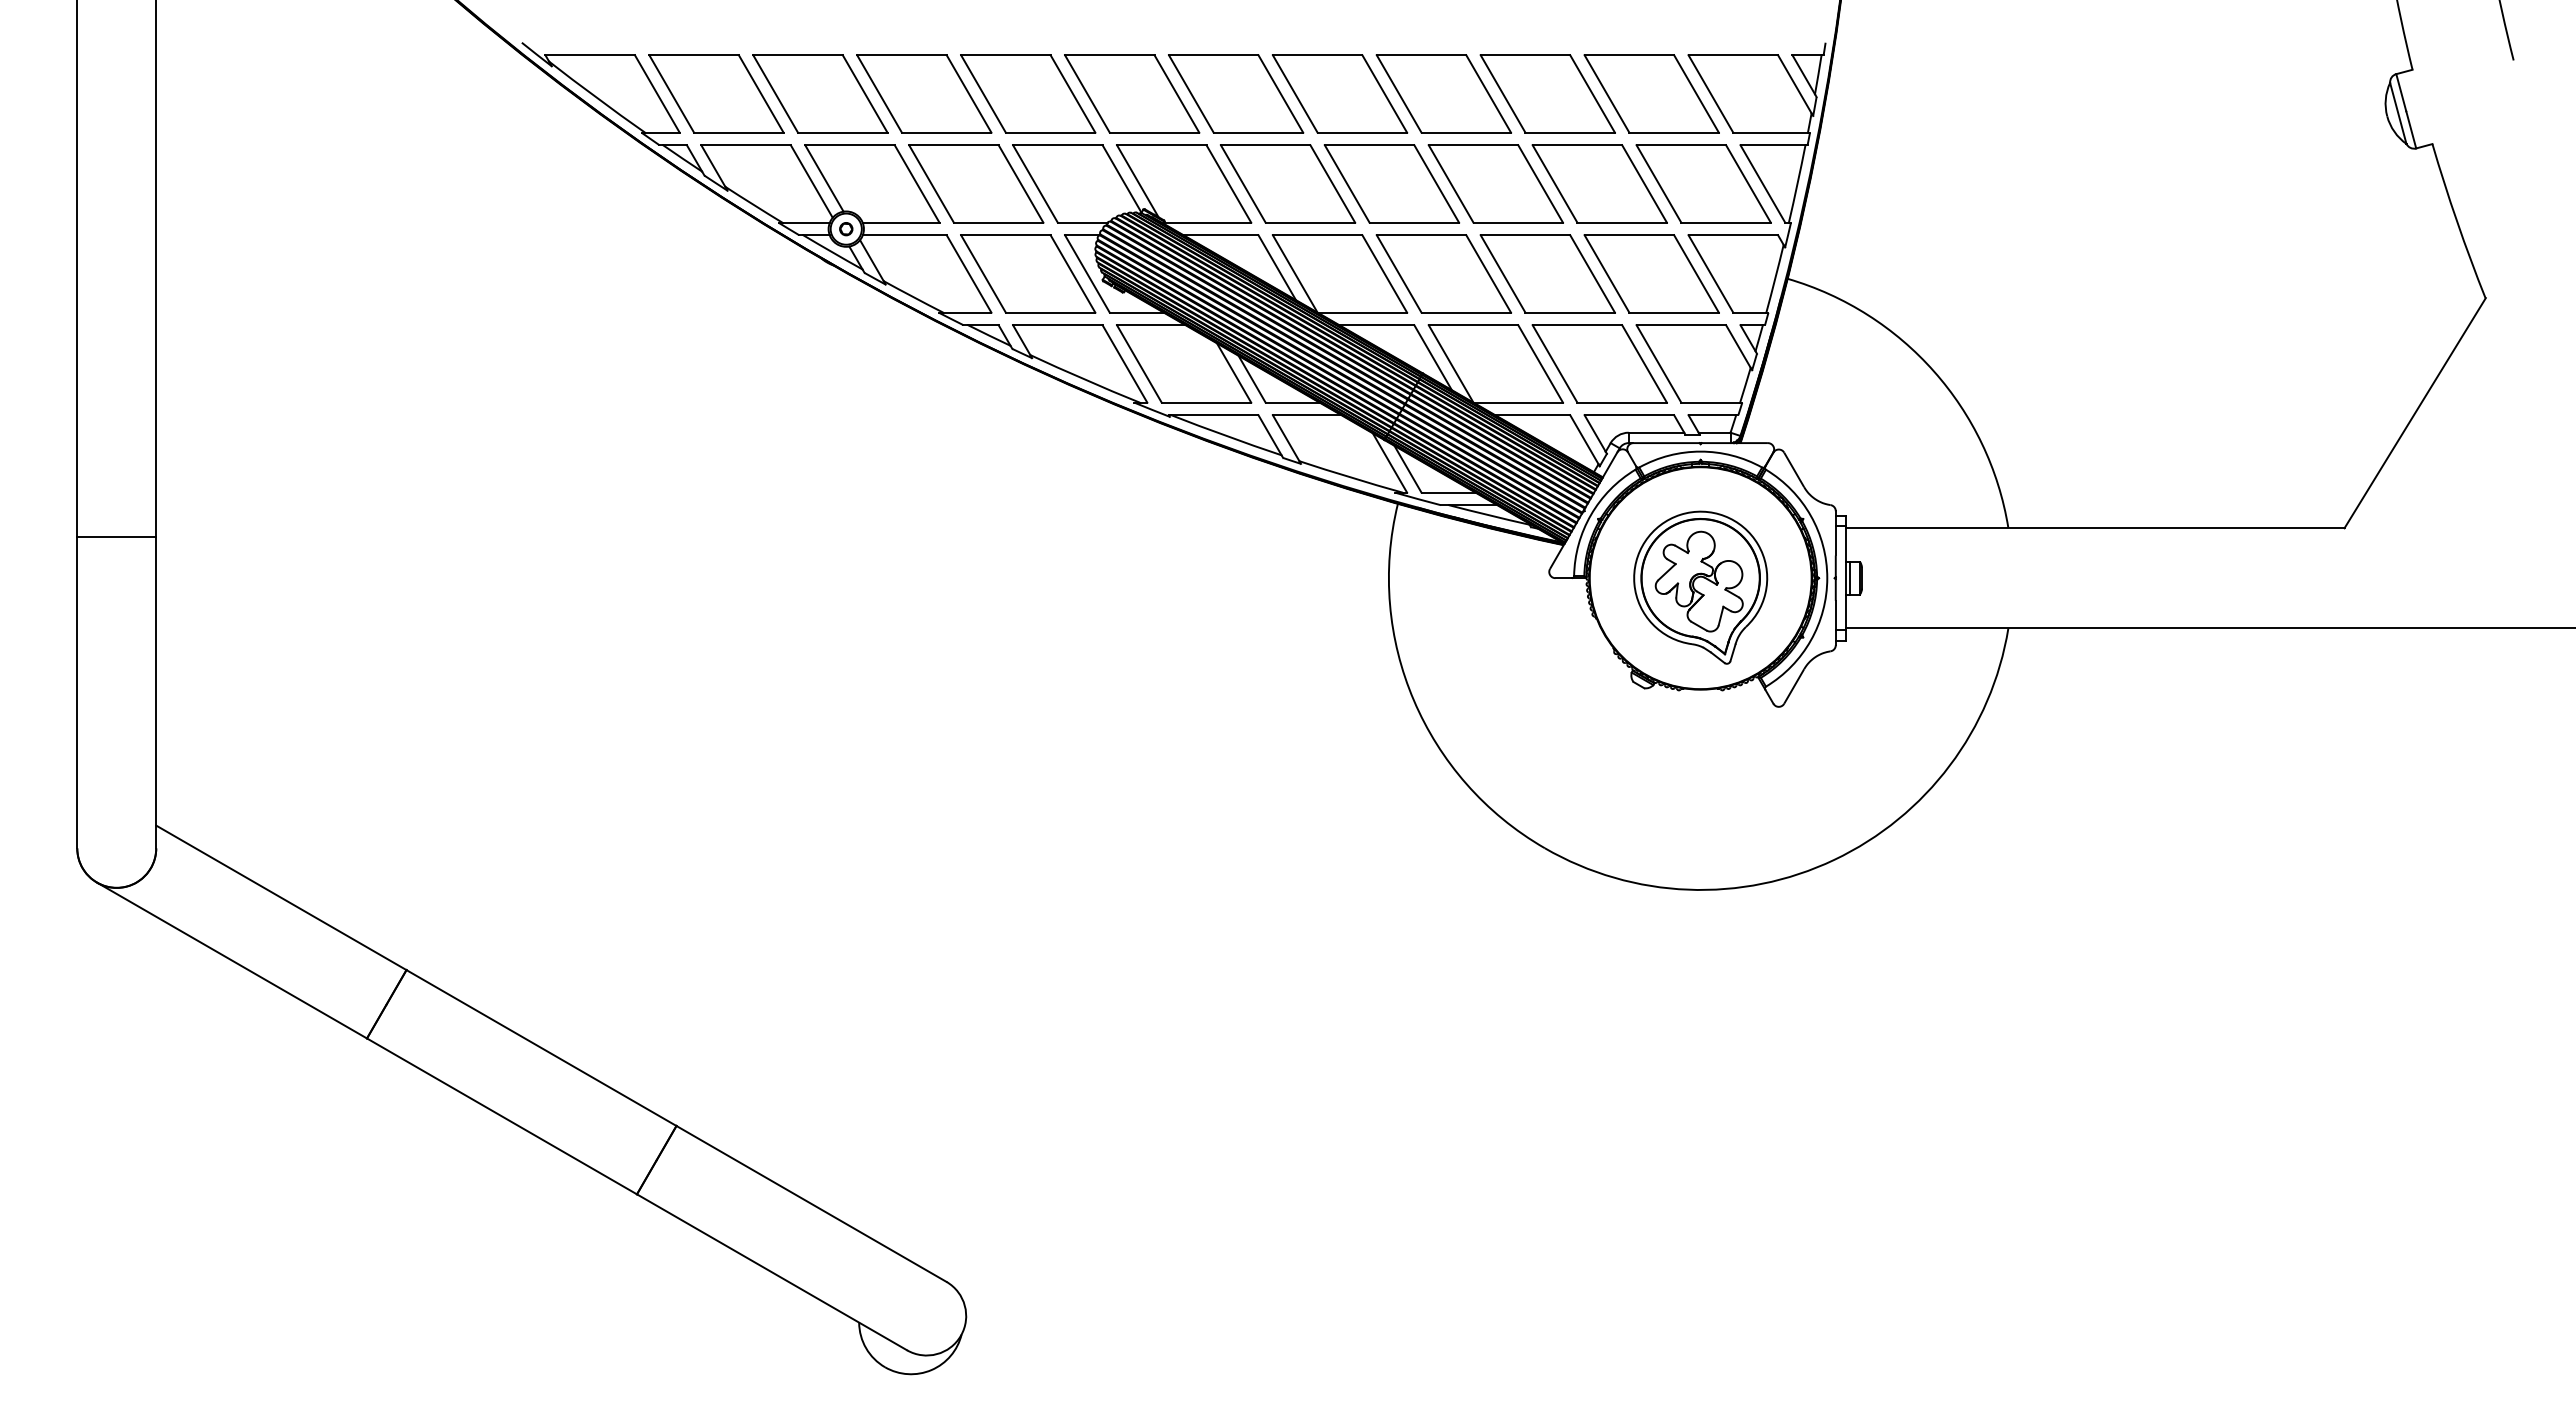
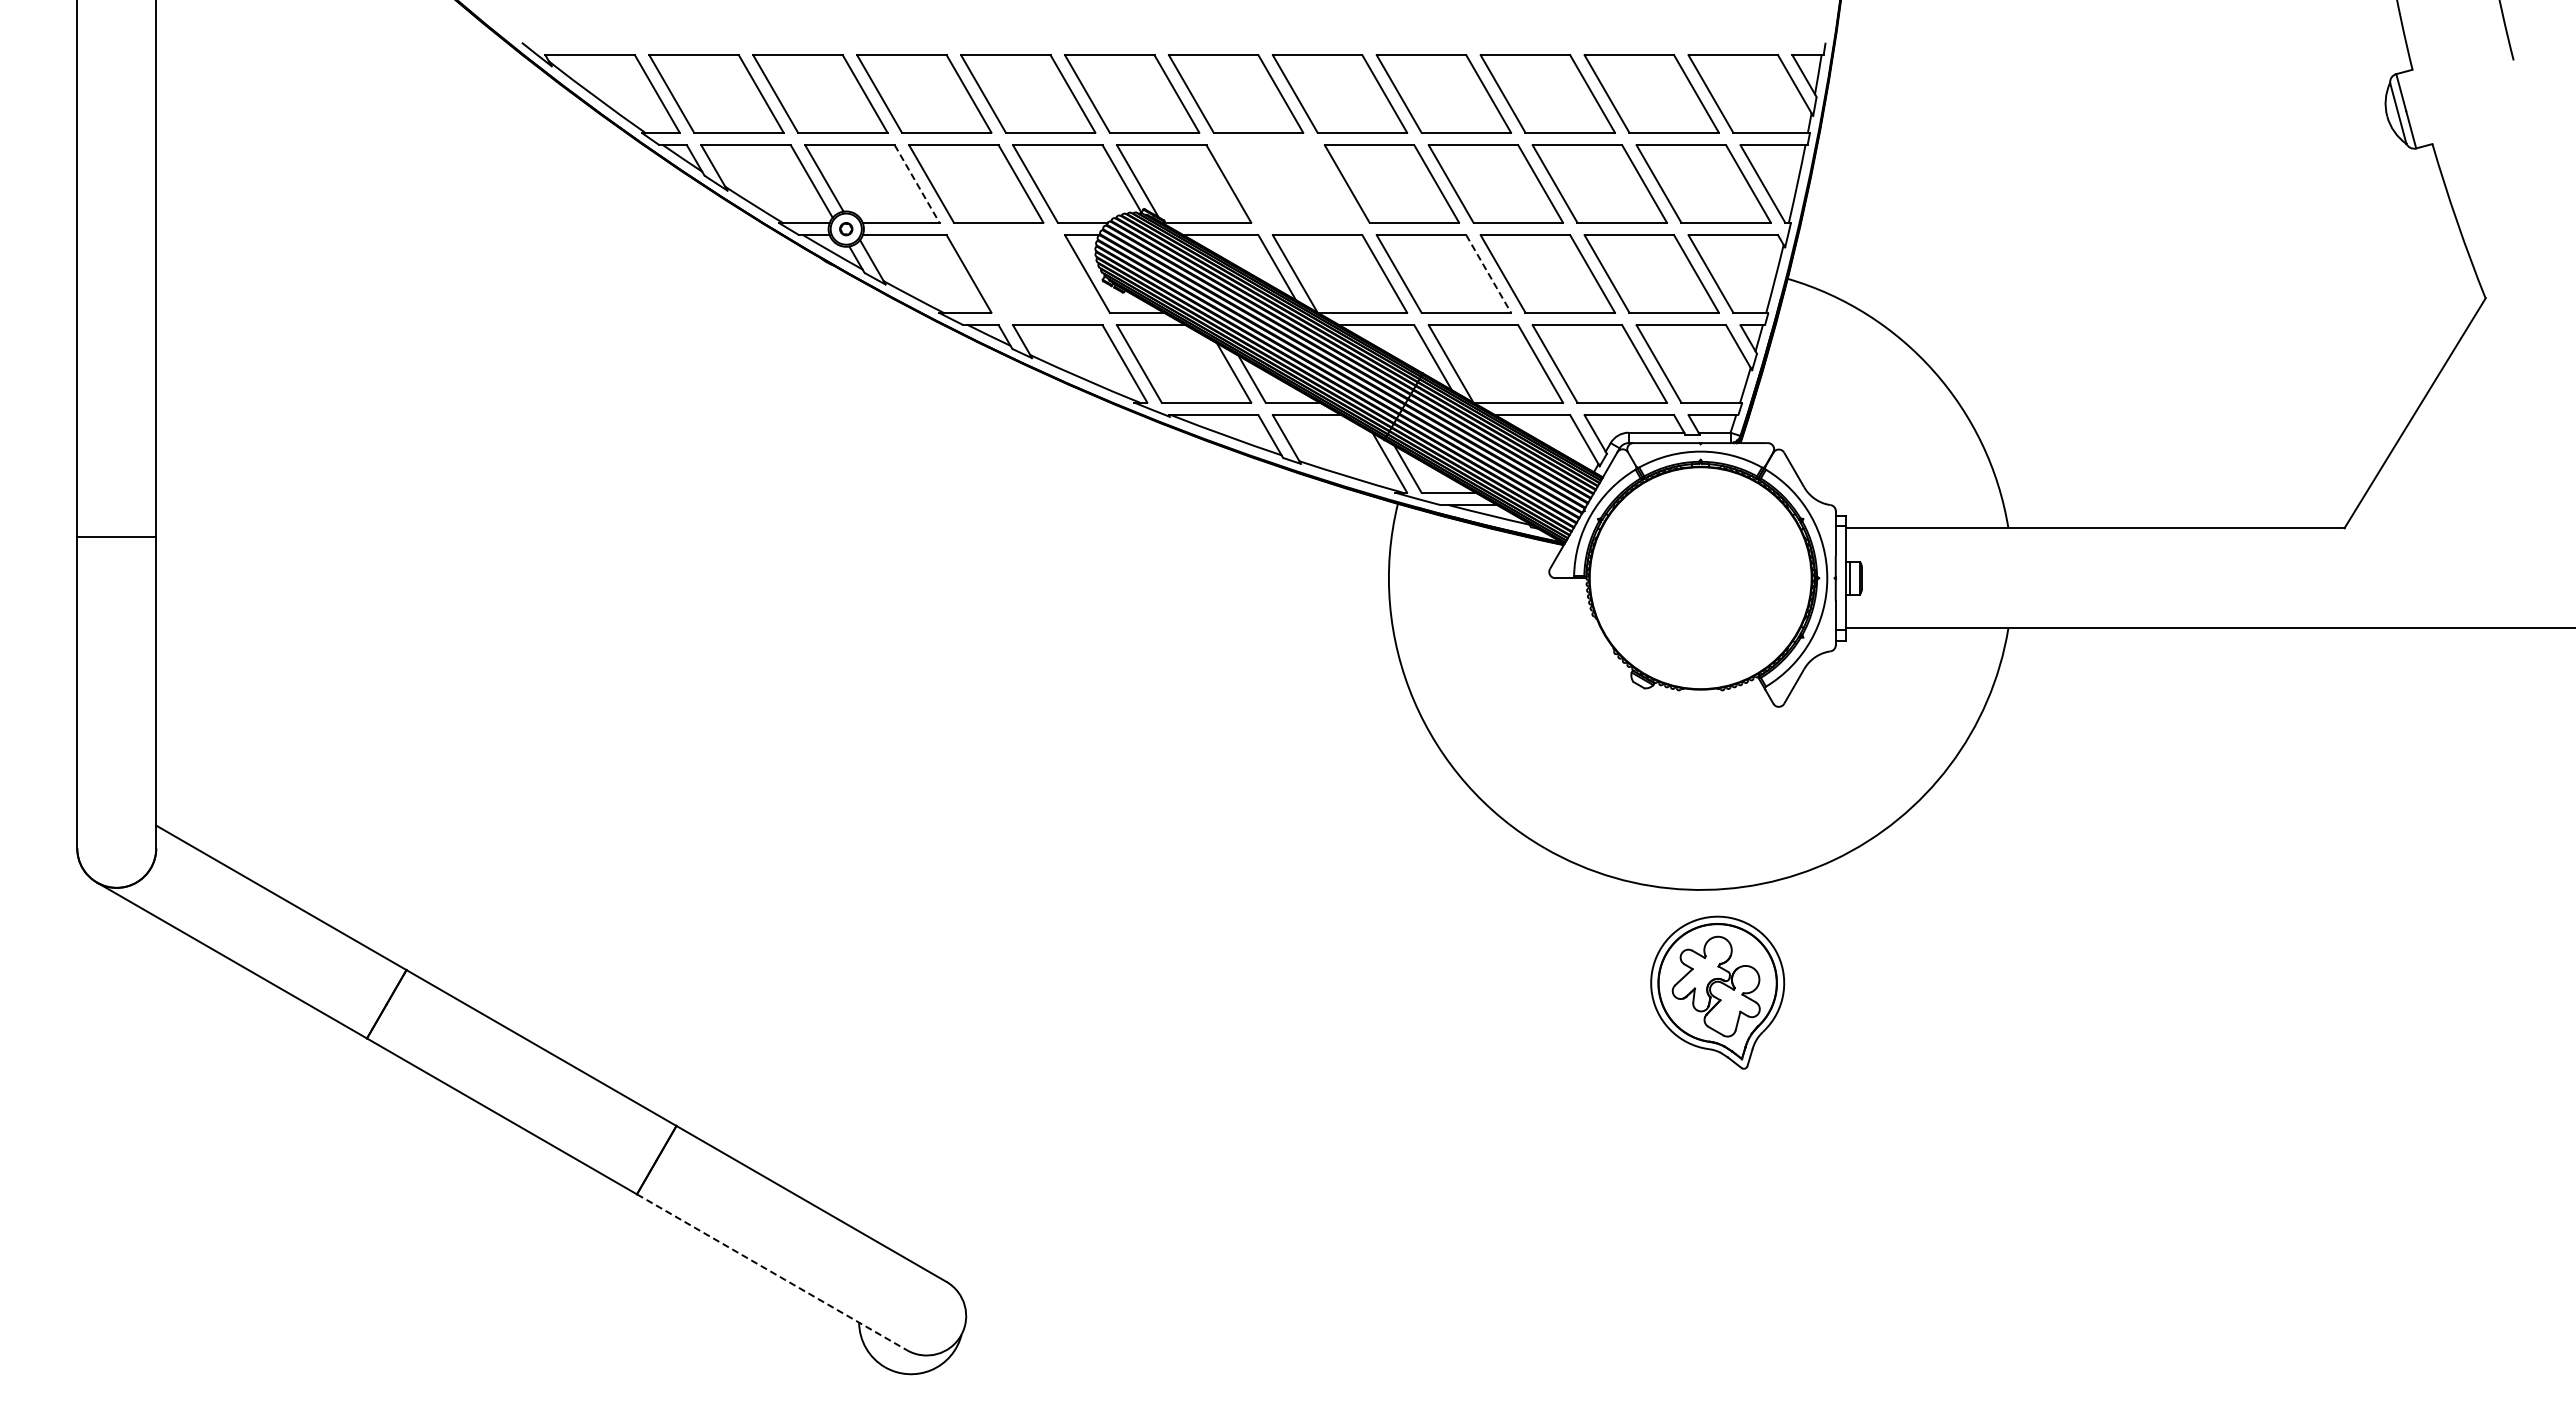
line: solid -> dashed (917, 183)
part: present -> none (1288, 183)
part: present -> none (1028, 273)
line: solid -> dashed (1488, 273)
part position: (1700, 587) -> (1717, 992) (1717, 992)
line: solid -> dashed (771, 1272)
